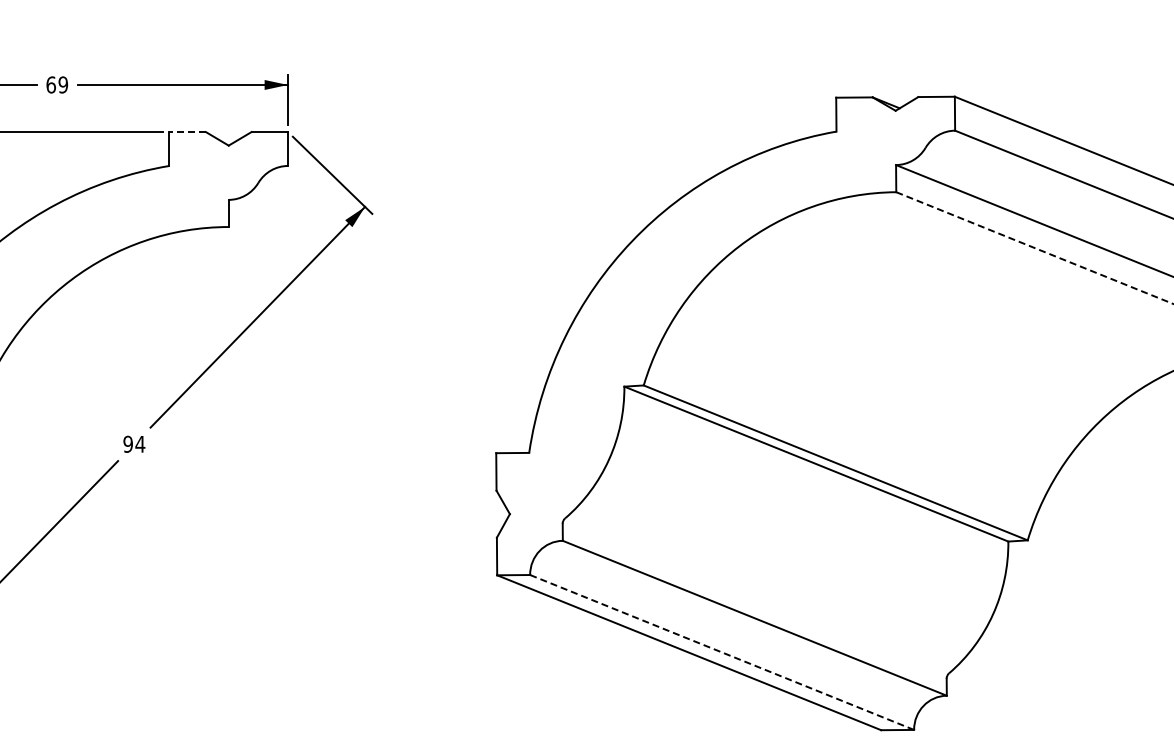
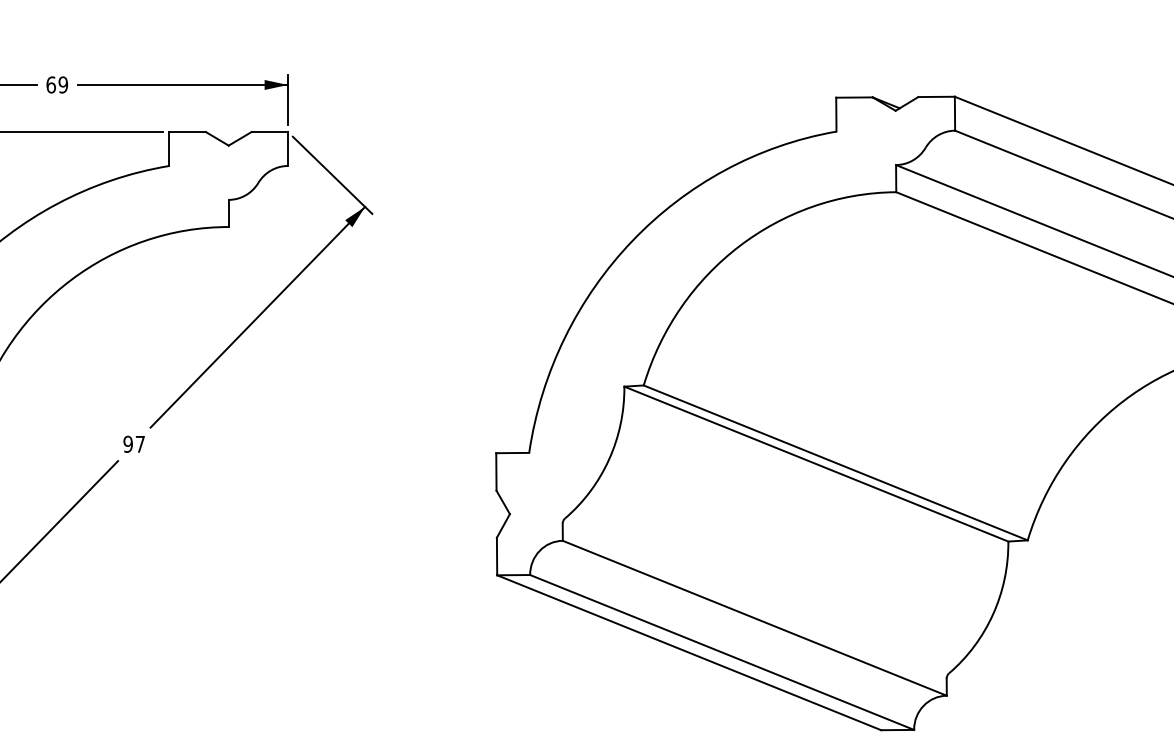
line: dashed -> solid (187, 132)
line: dashed -> solid (1035, 248)
text: 94 -> 97 (140, 444)
line: dashed -> solid (721, 652)
